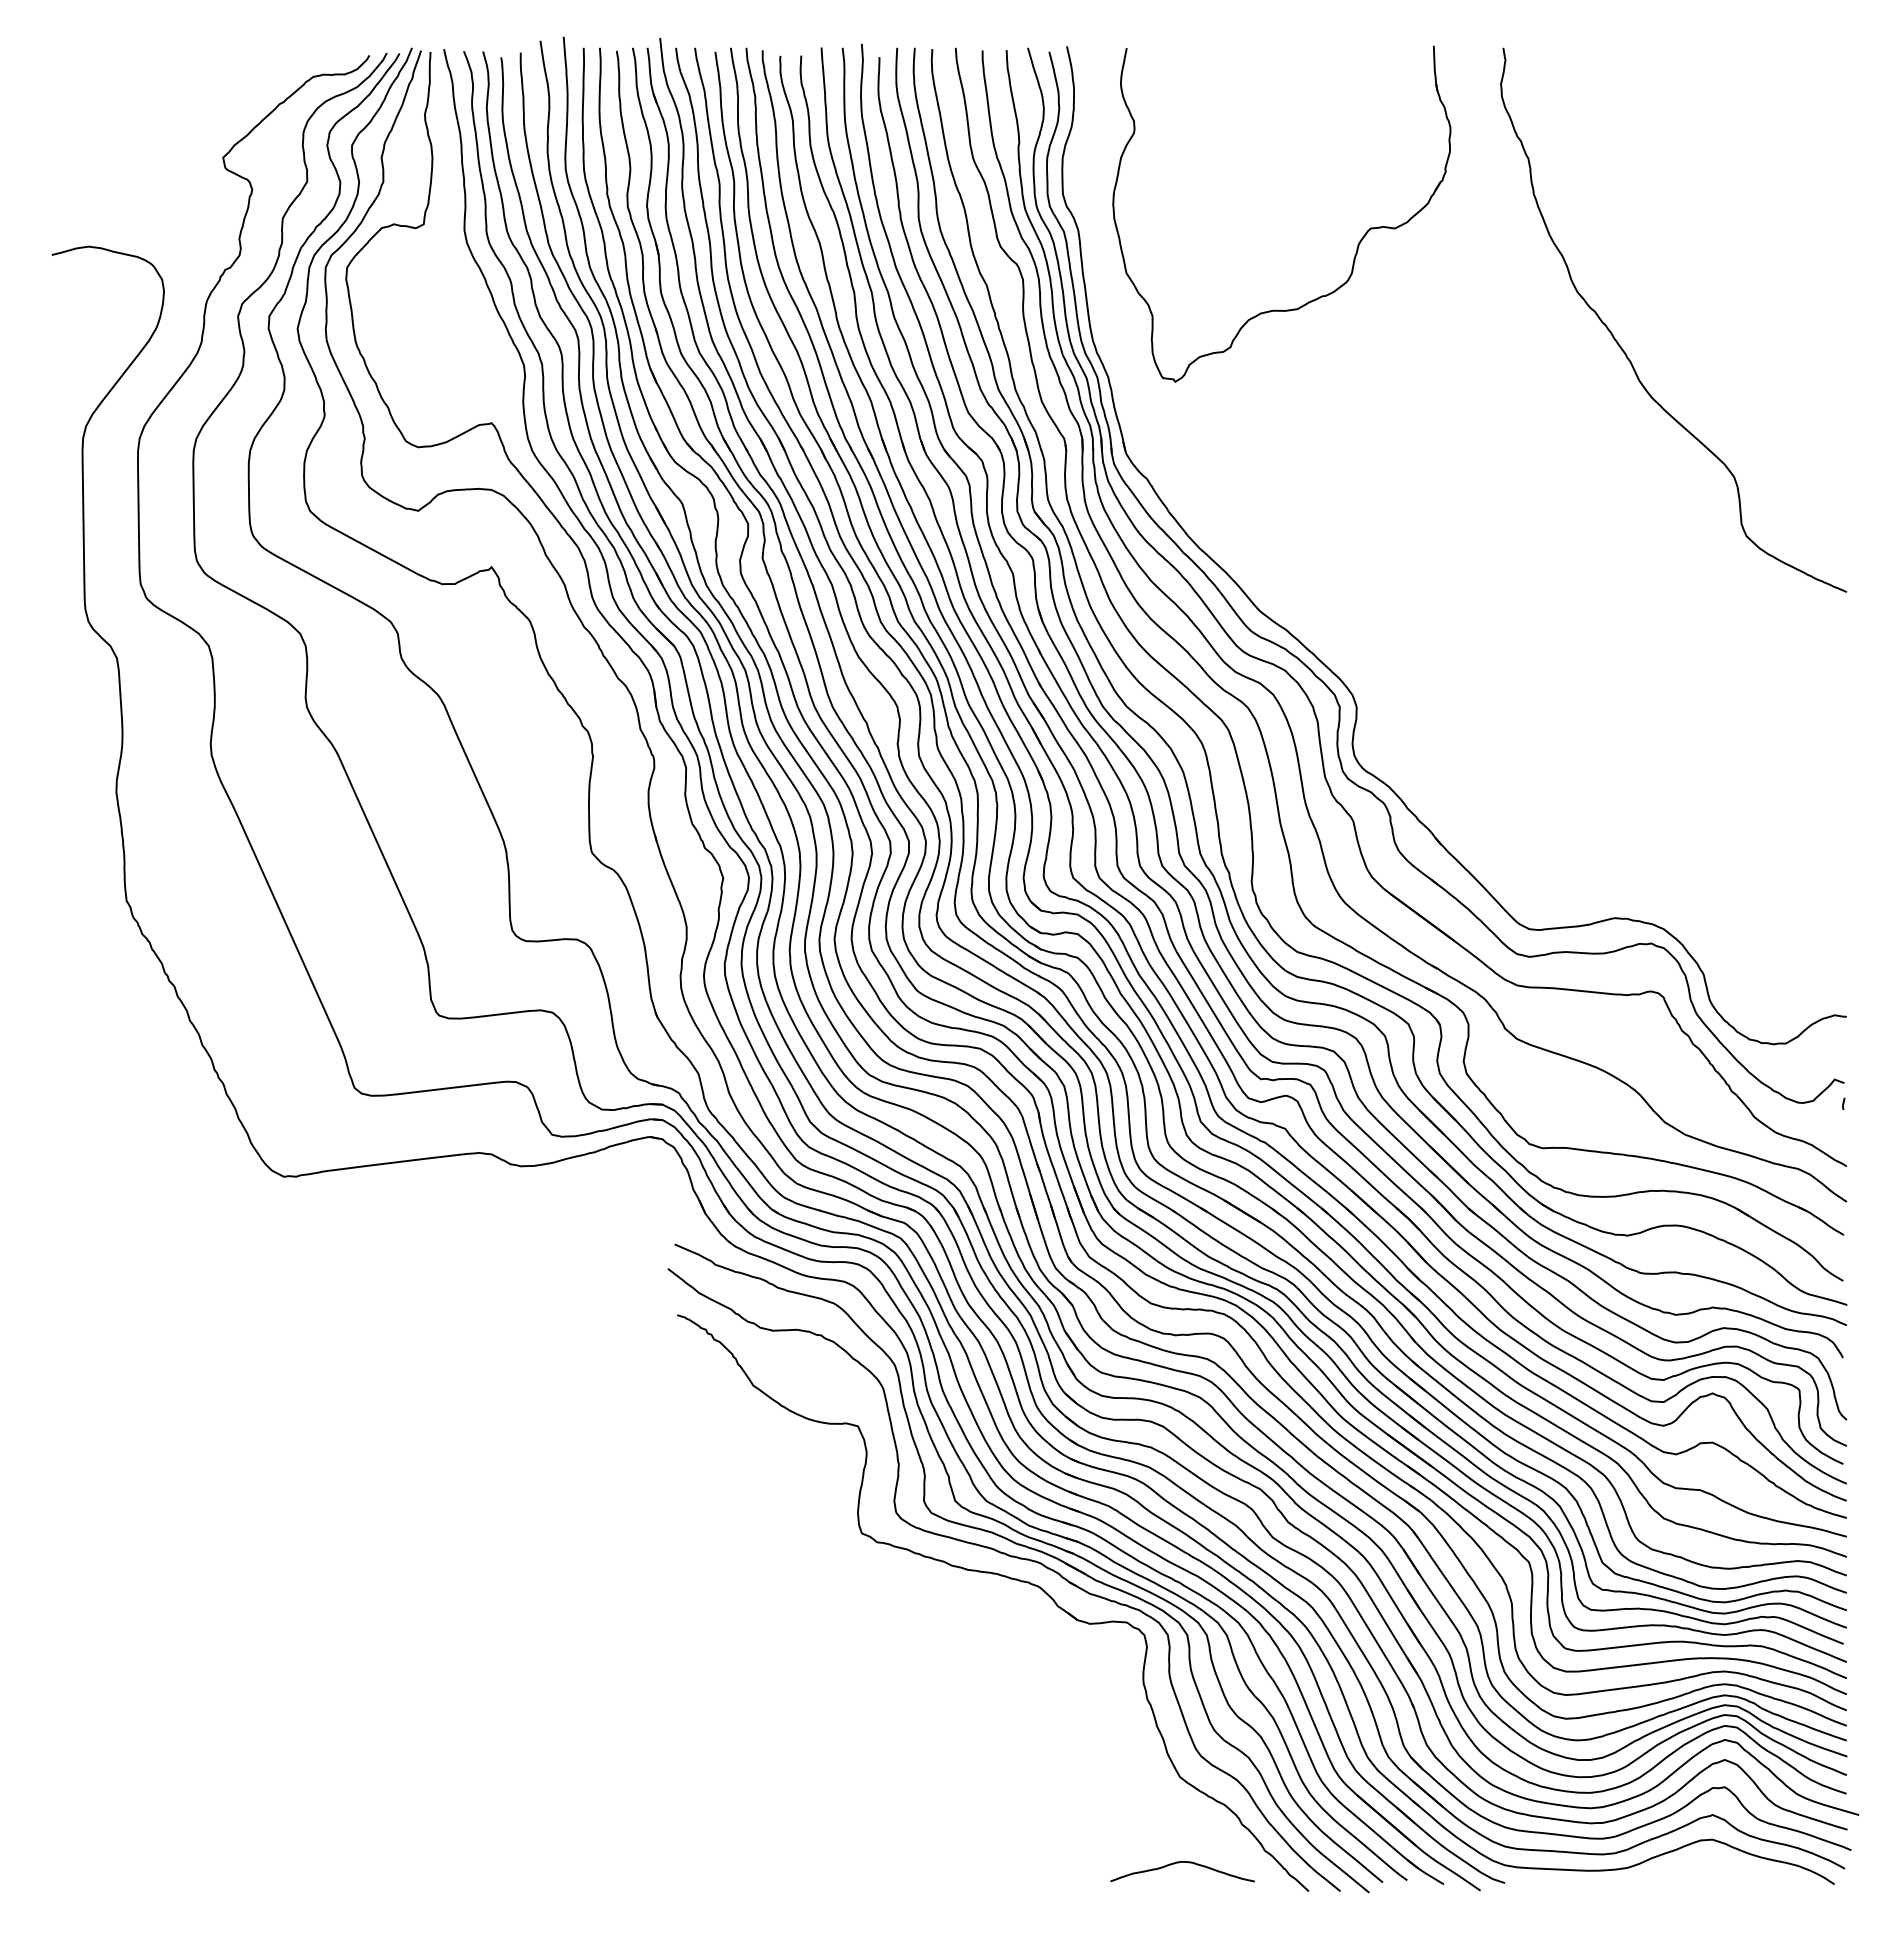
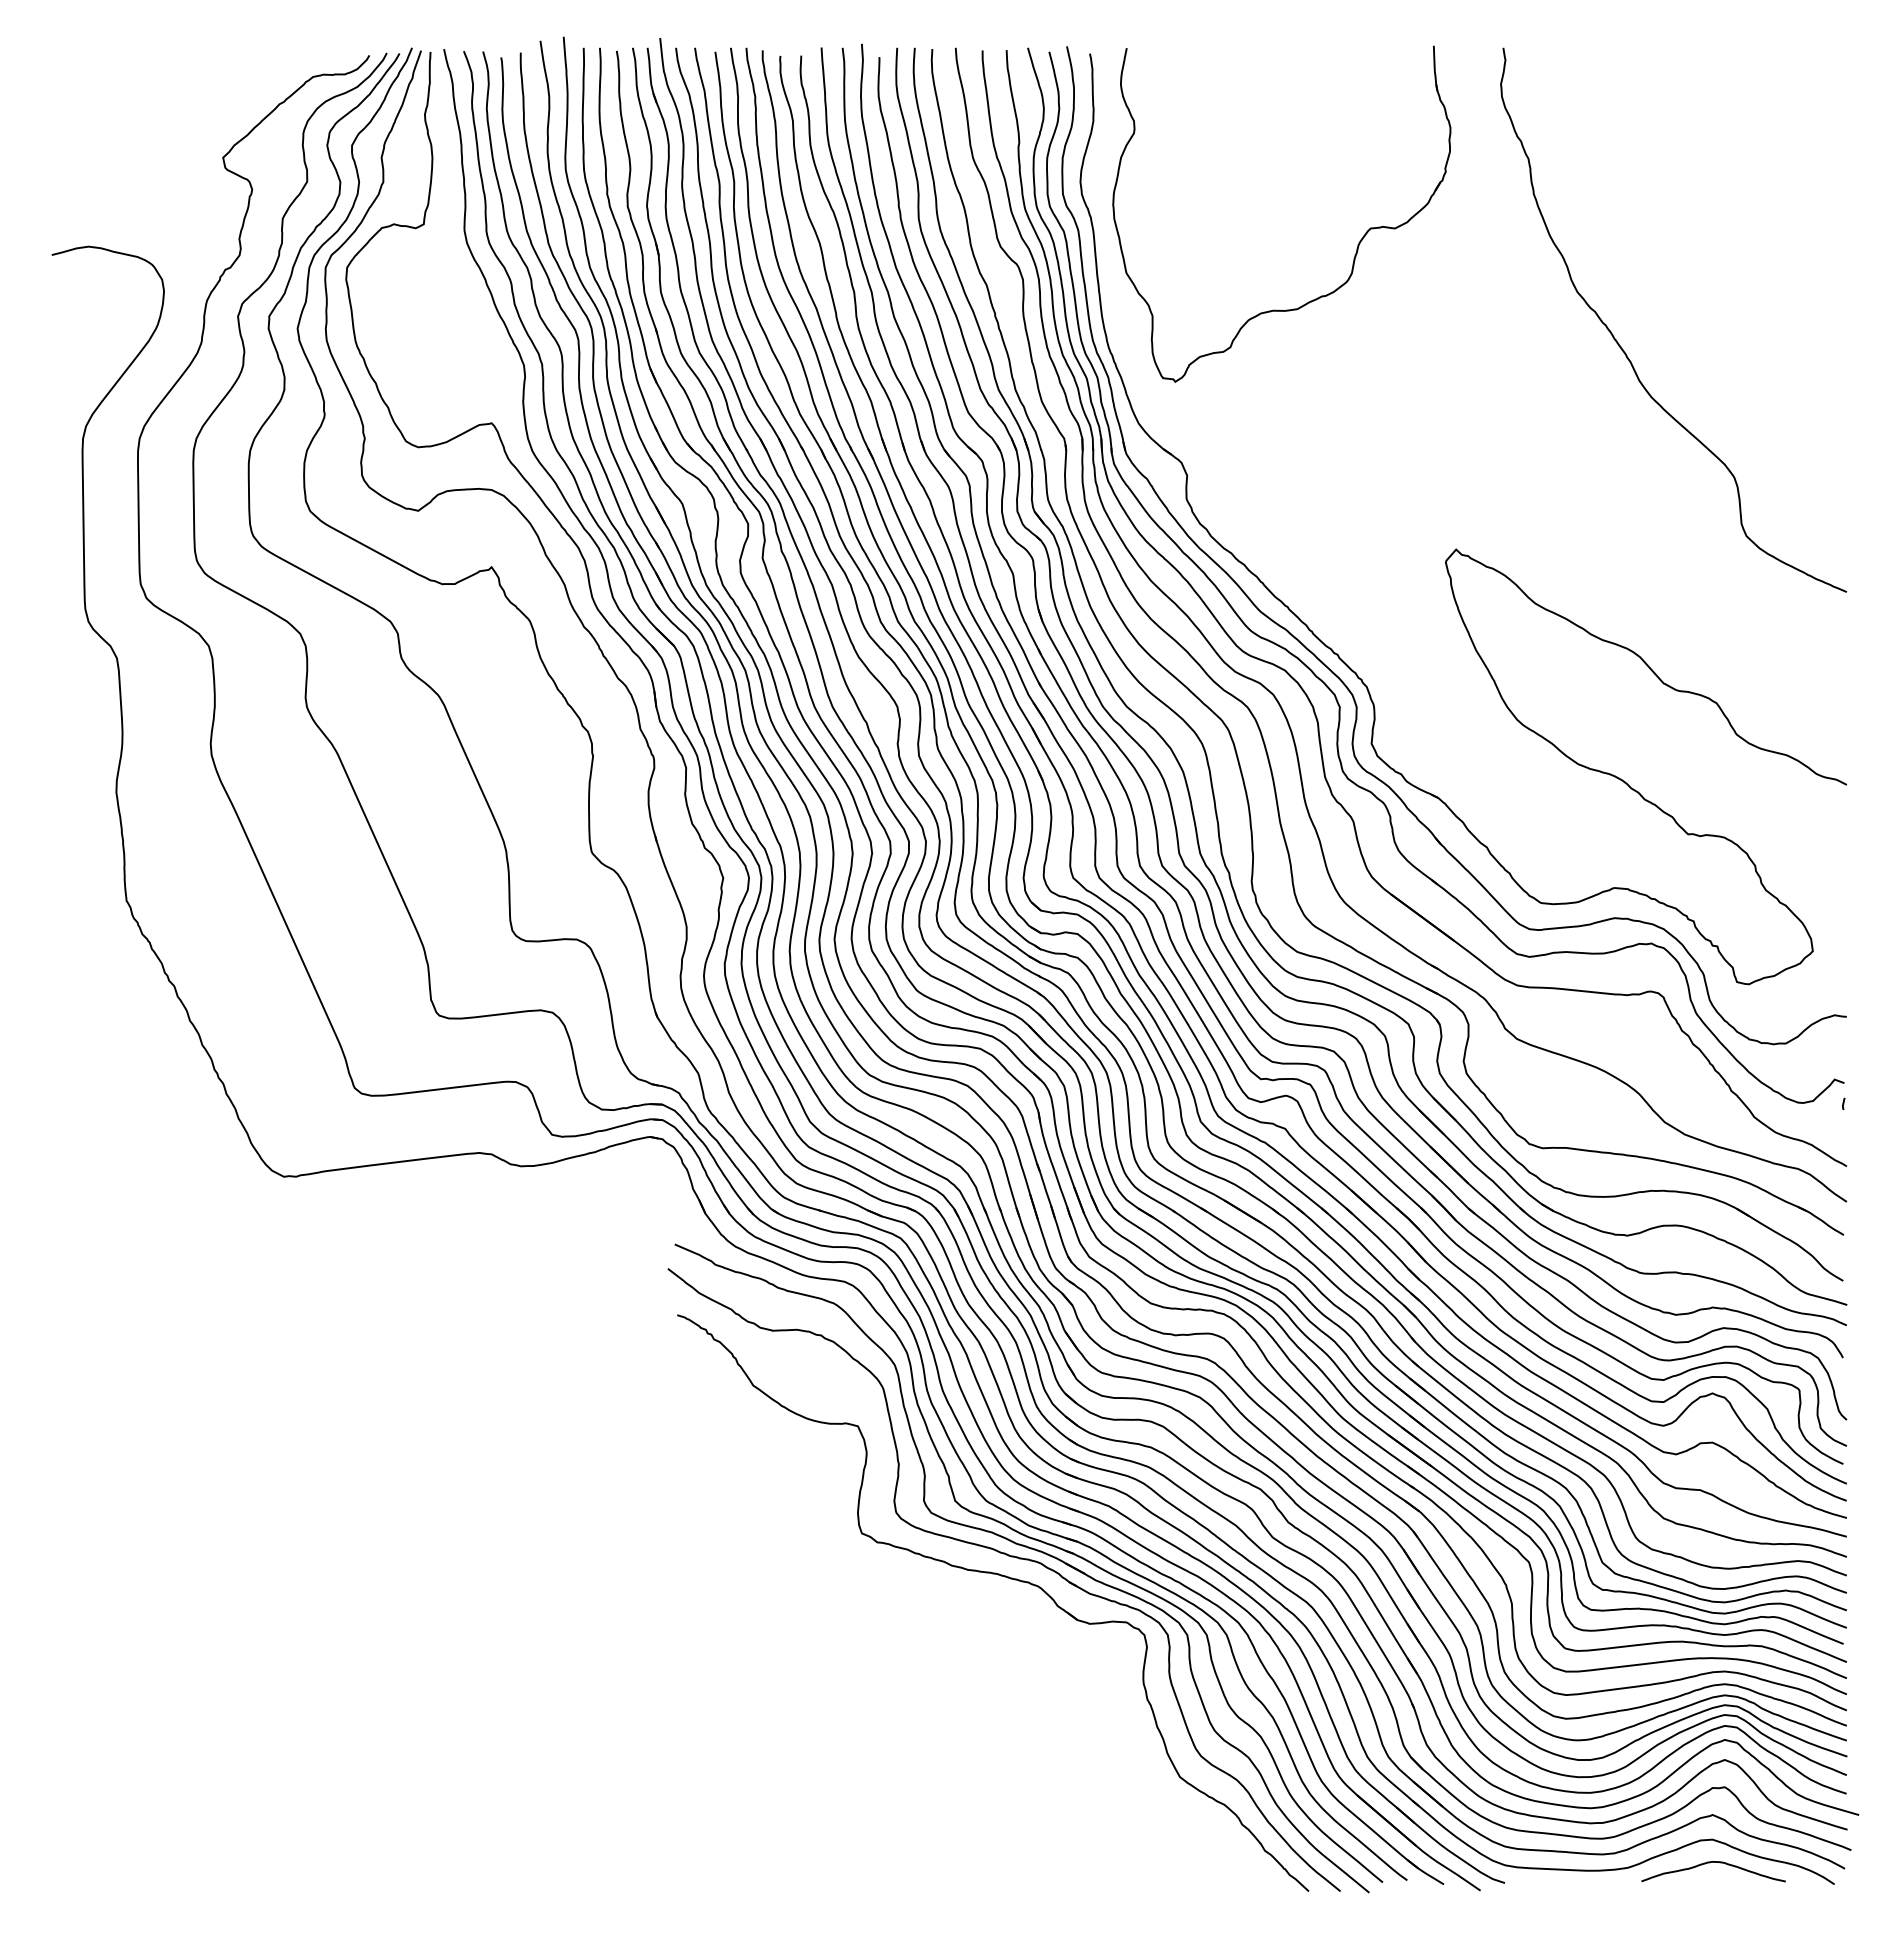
part: none -> present (1456, 548)
curve position: (1179, 1863) -> (1710, 1863) (1710, 1863)
